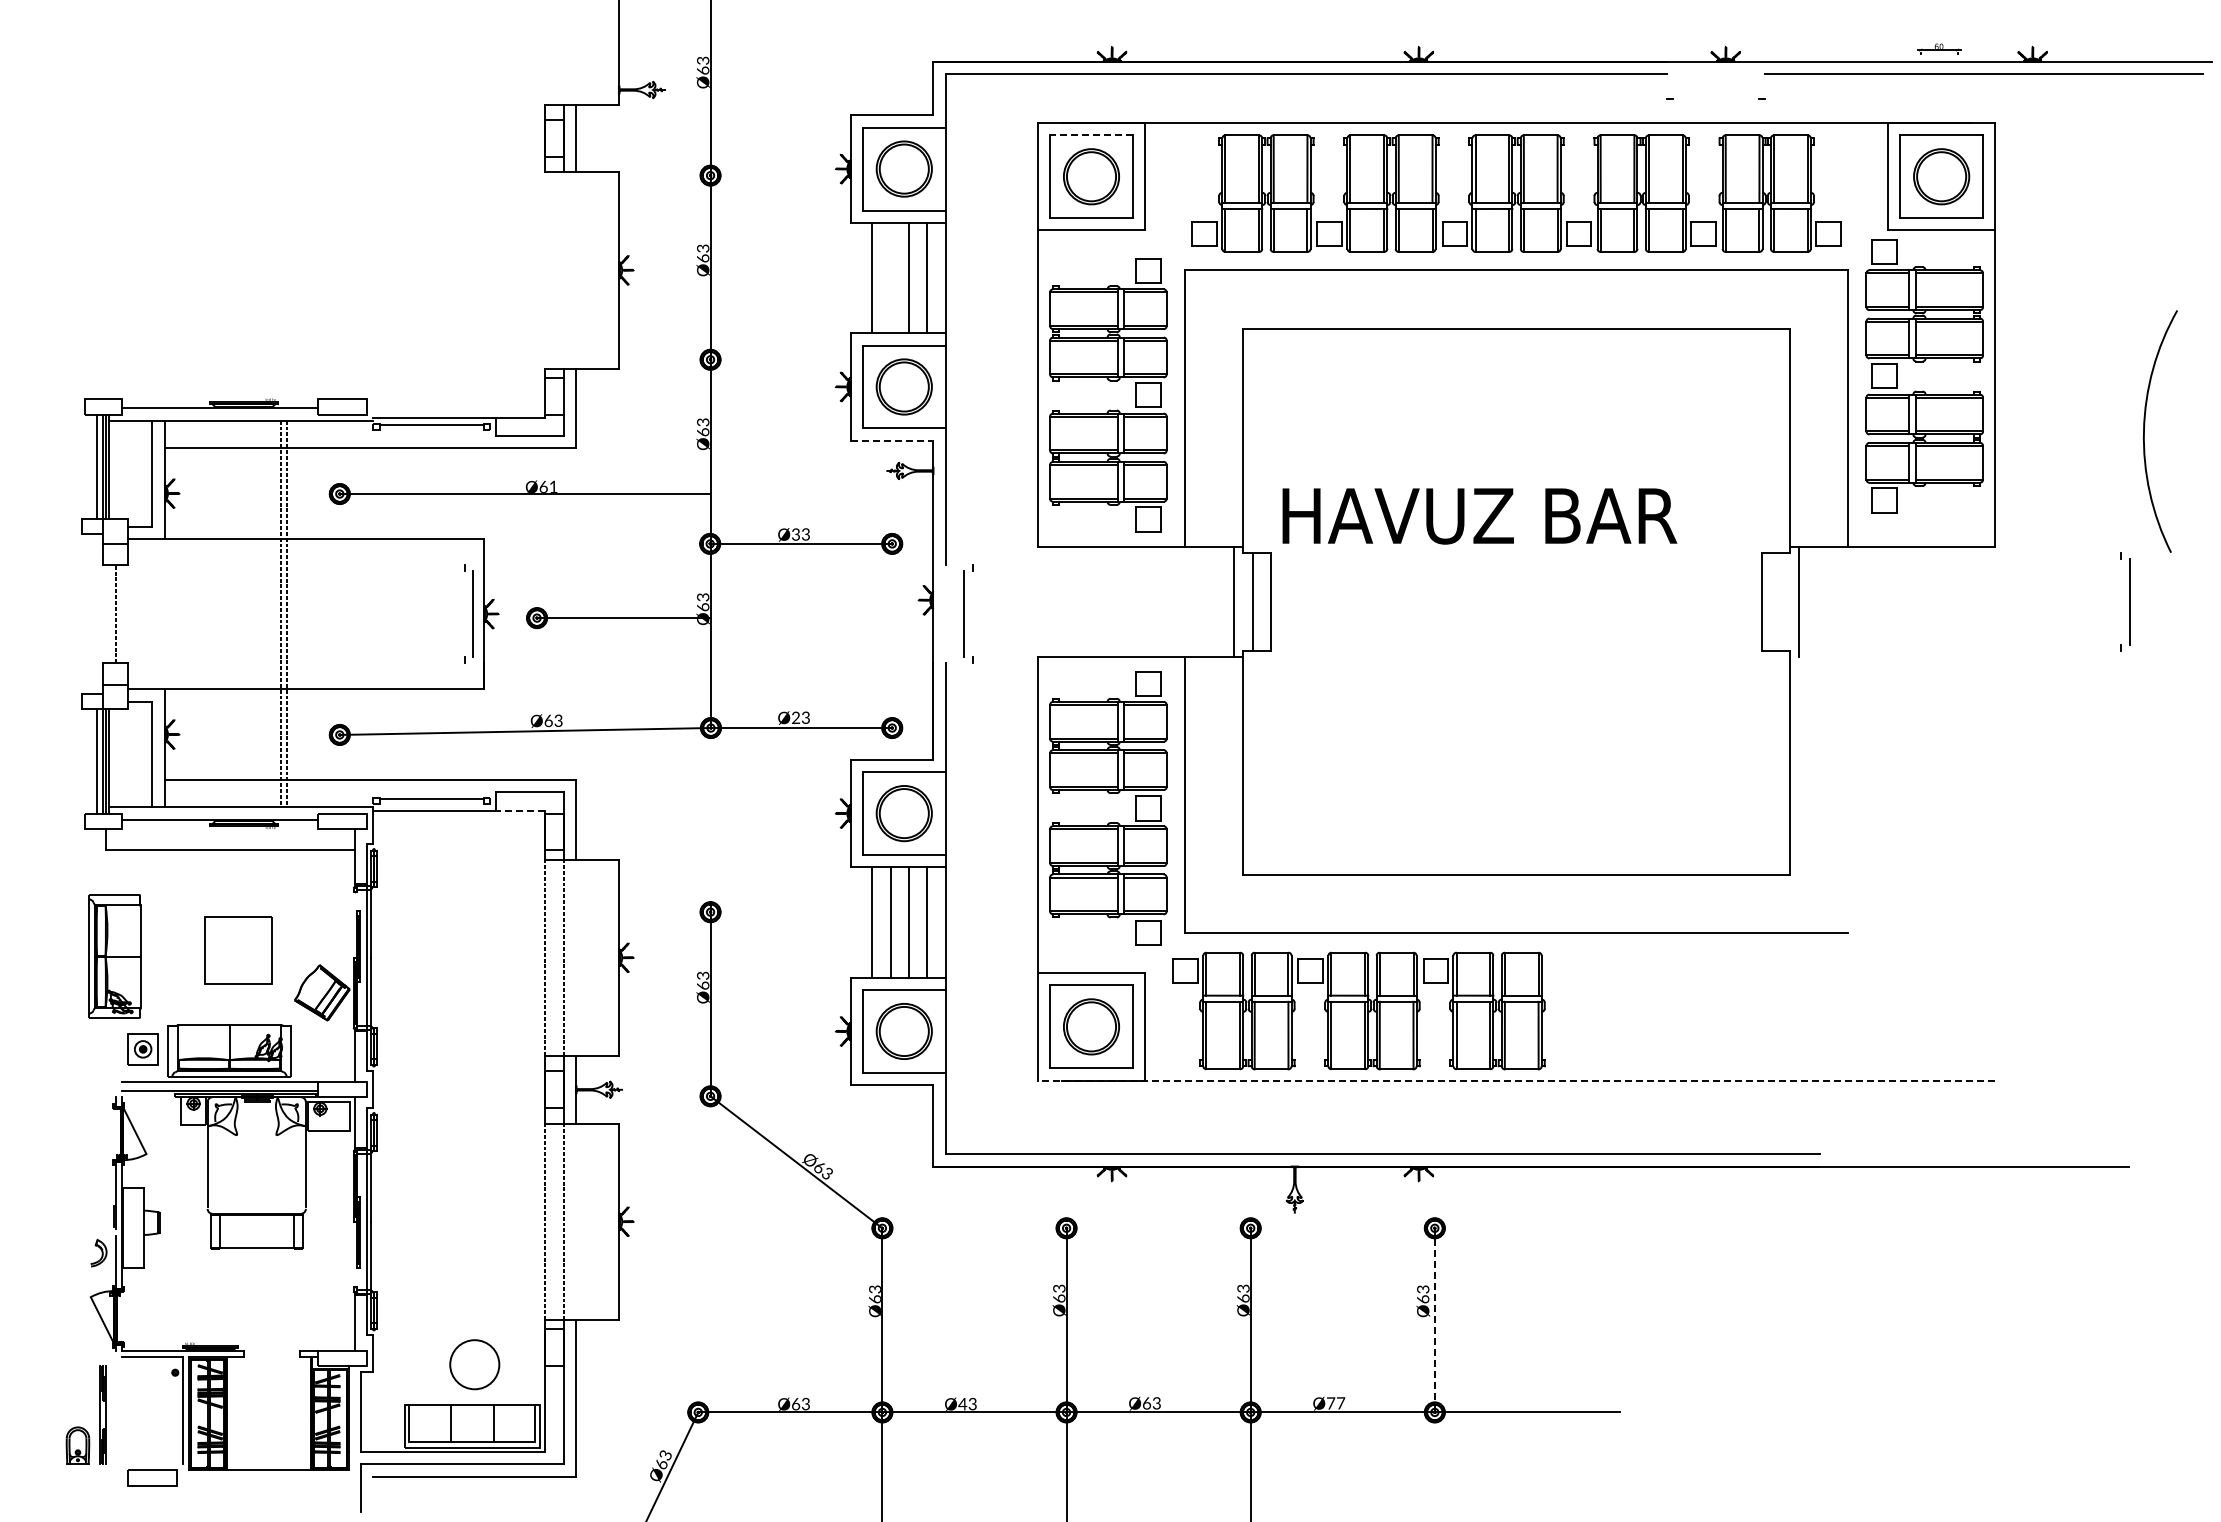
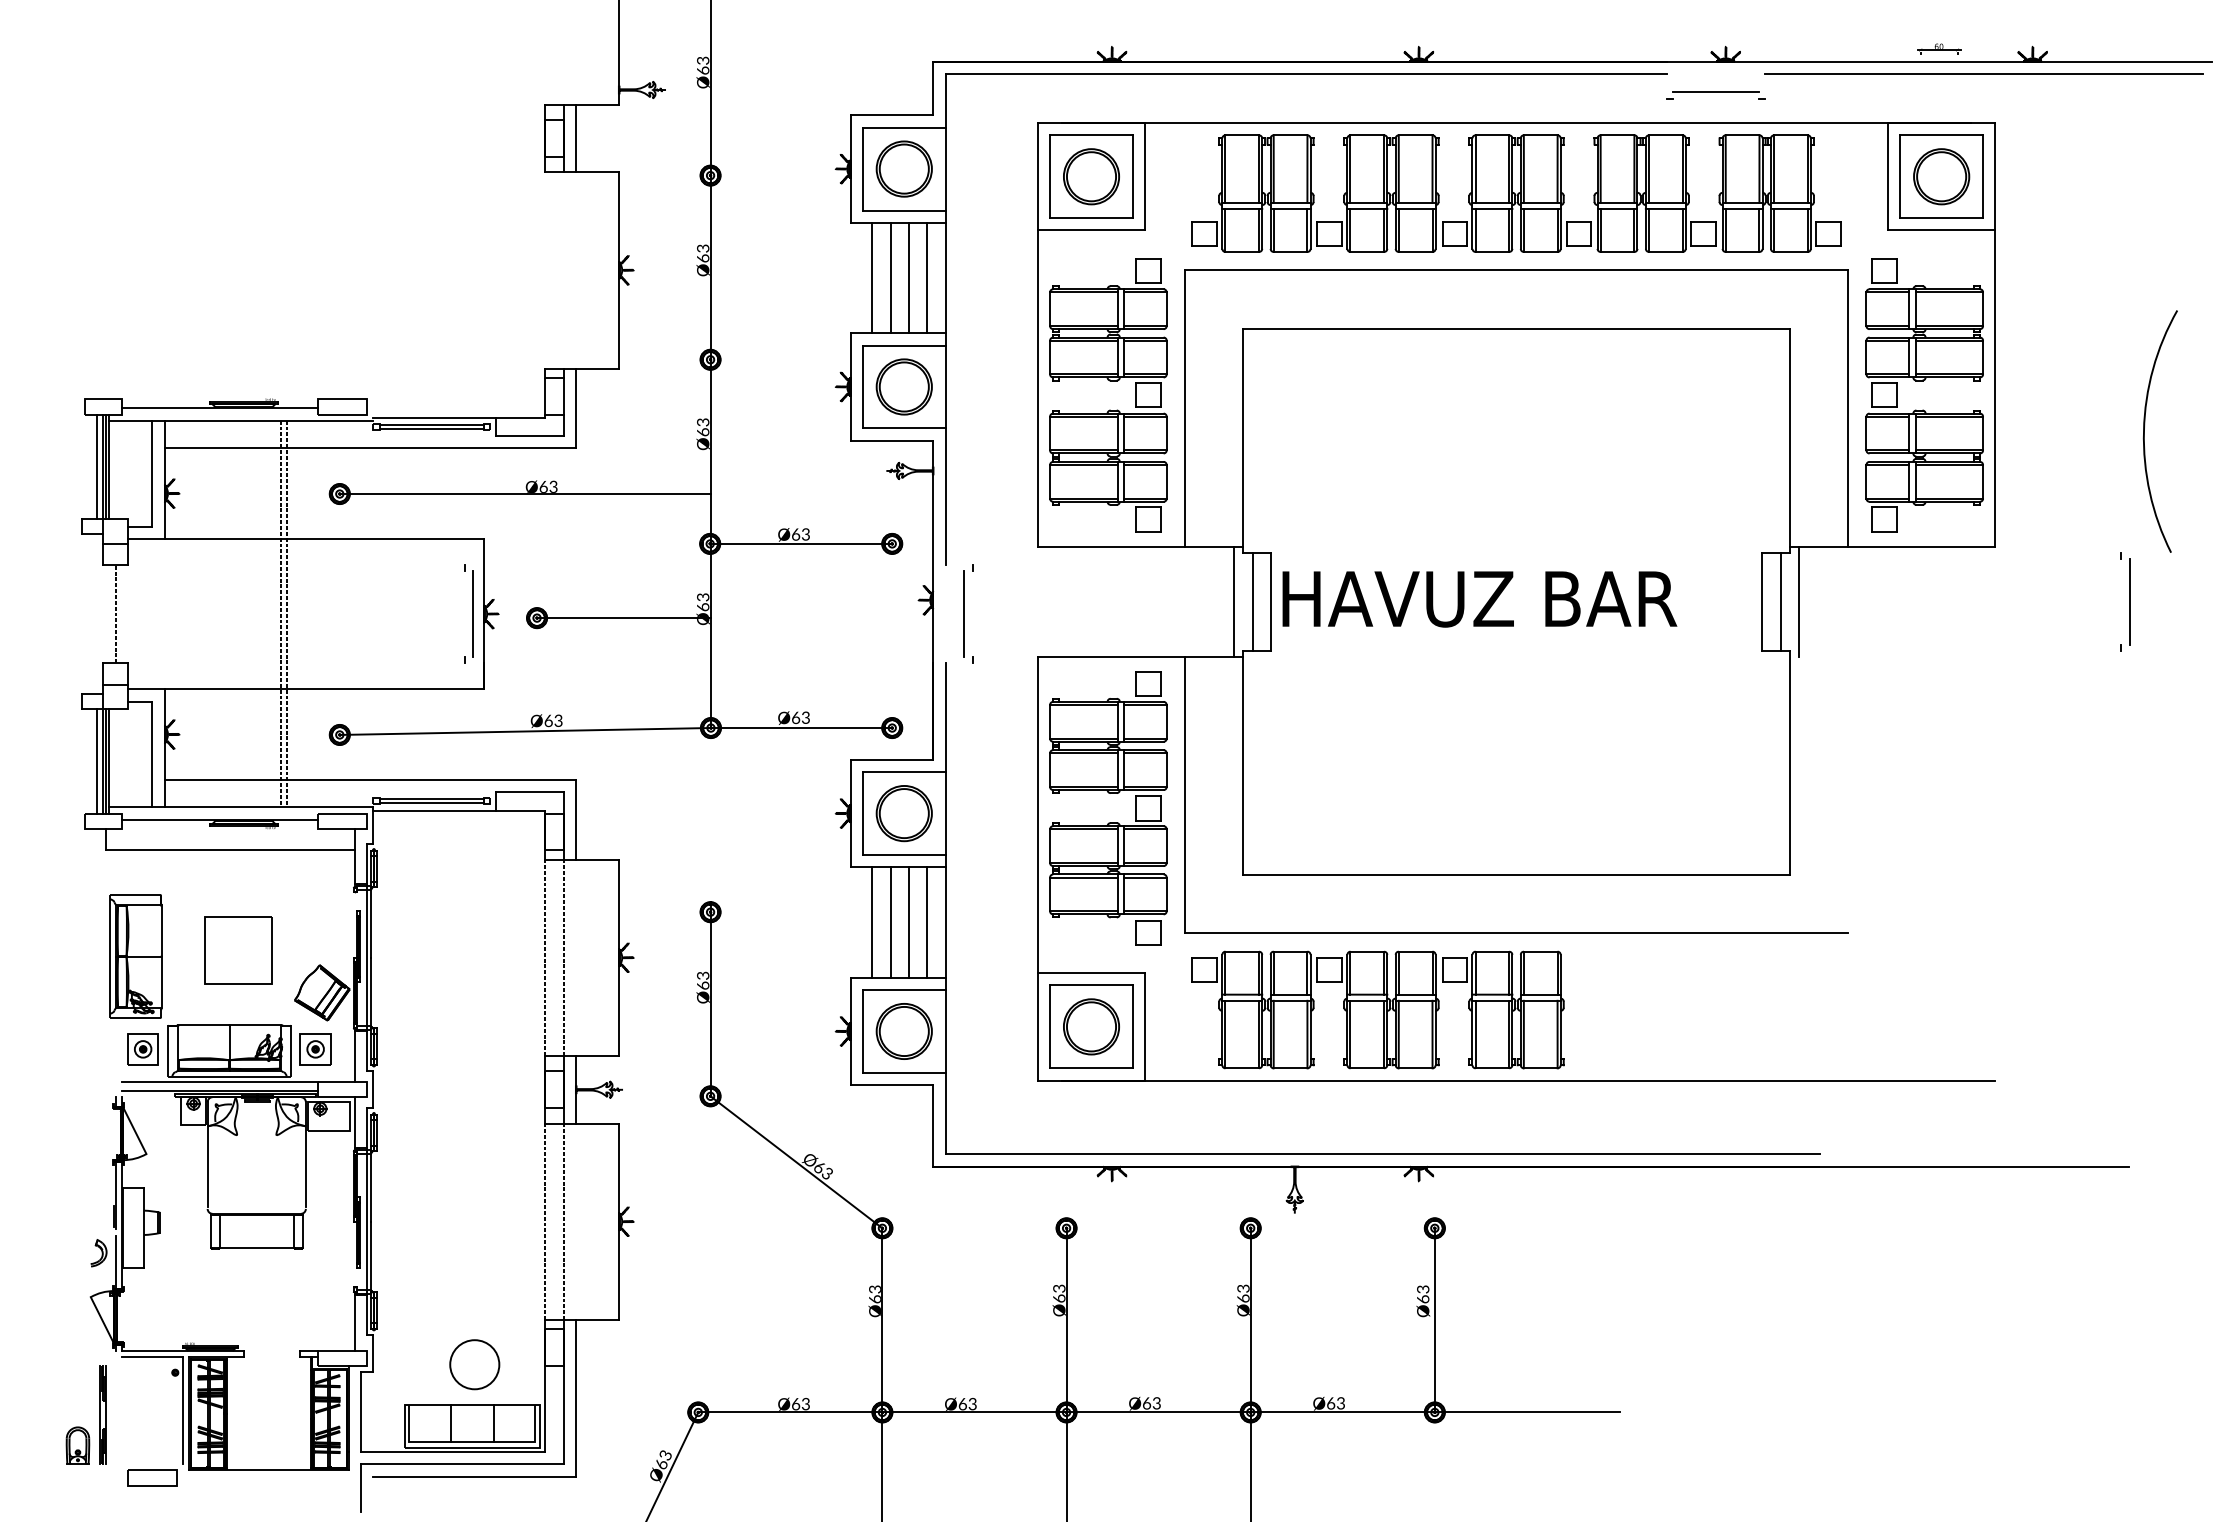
line: none -> present (1716, 92)
line: dashed -> solid (1091, 135)
line: none -> present (890, 277)
part position: (1923, 362) -> (1923, 381) (1923, 381)
line: none -> present (431, 428)
line: dashed -> solid (892, 440)
text: Ø61 -> Ø63 (553, 486)
text position: (1479, 516) -> (1479, 599) (1479, 599)
text: Ø33 -> Ø63 (796, 534)
line: none -> present (1780, 601)
text: Ø23 -> Ø63 (796, 717)
line: none -> present (431, 803)
line: dashed -> solid (520, 810)
part position: (114, 956) -> (135, 956) (135, 956)
part position: (1358, 1010) -> (1377, 1009) (1377, 1009)
part: none -> present (315, 1049)
line: dashed -> solid (1516, 1080)
line: dashed -> solid (1434, 1320)
text: Ø77 -> Ø63 (1336, 1403)
text: Ø43 -> Ø63 (962, 1404)
